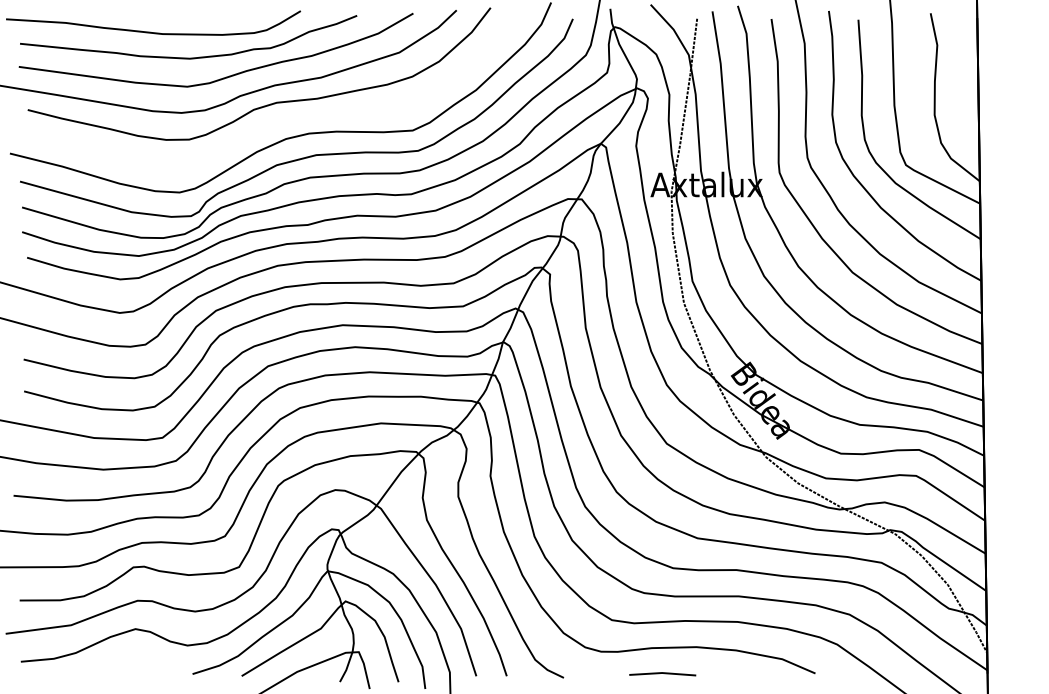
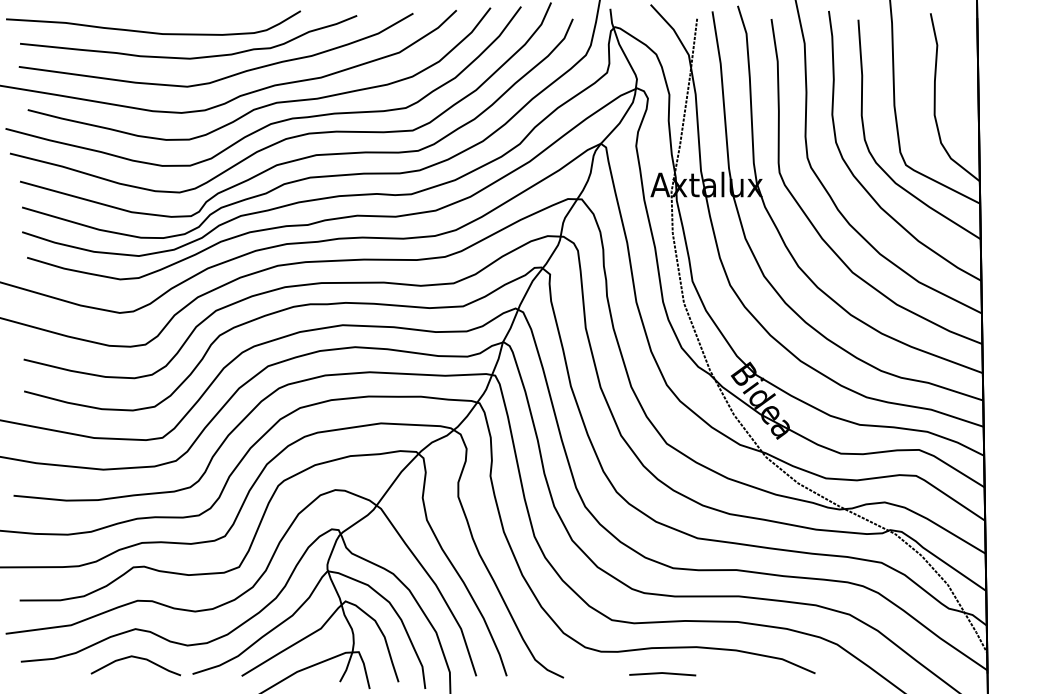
curve: none -> present (272, 122)
curve: none -> present (136, 658)
